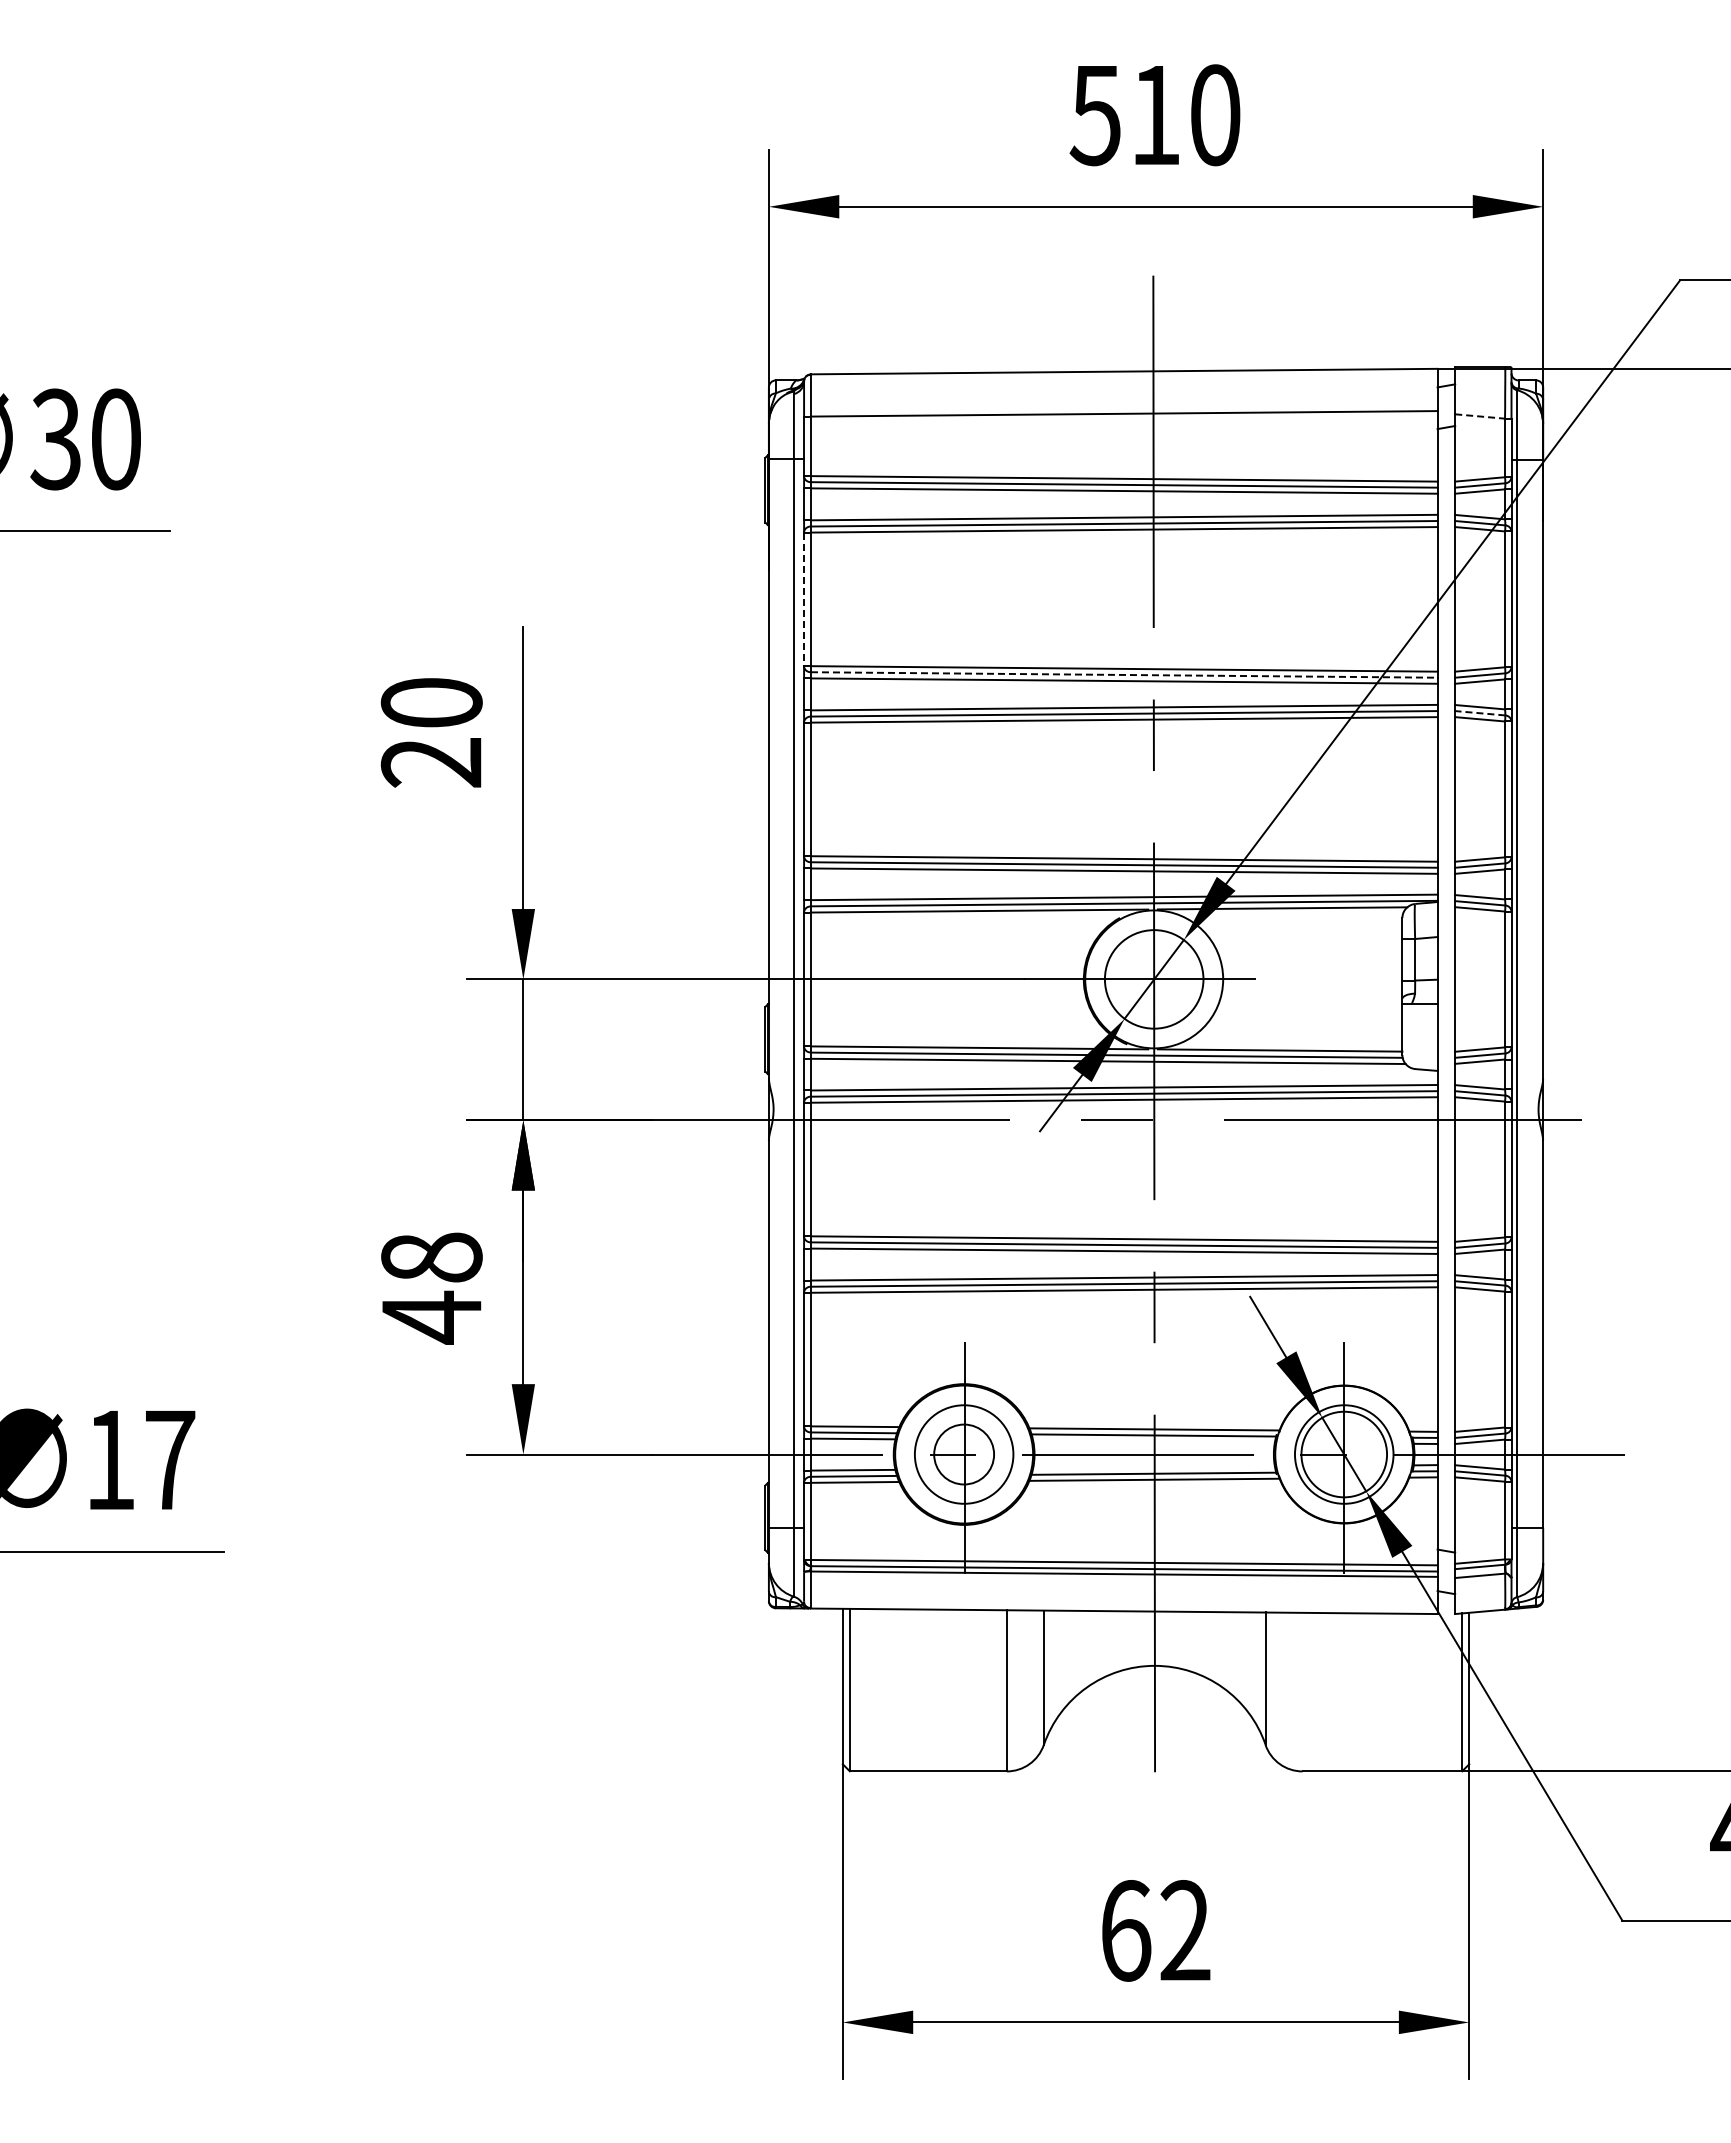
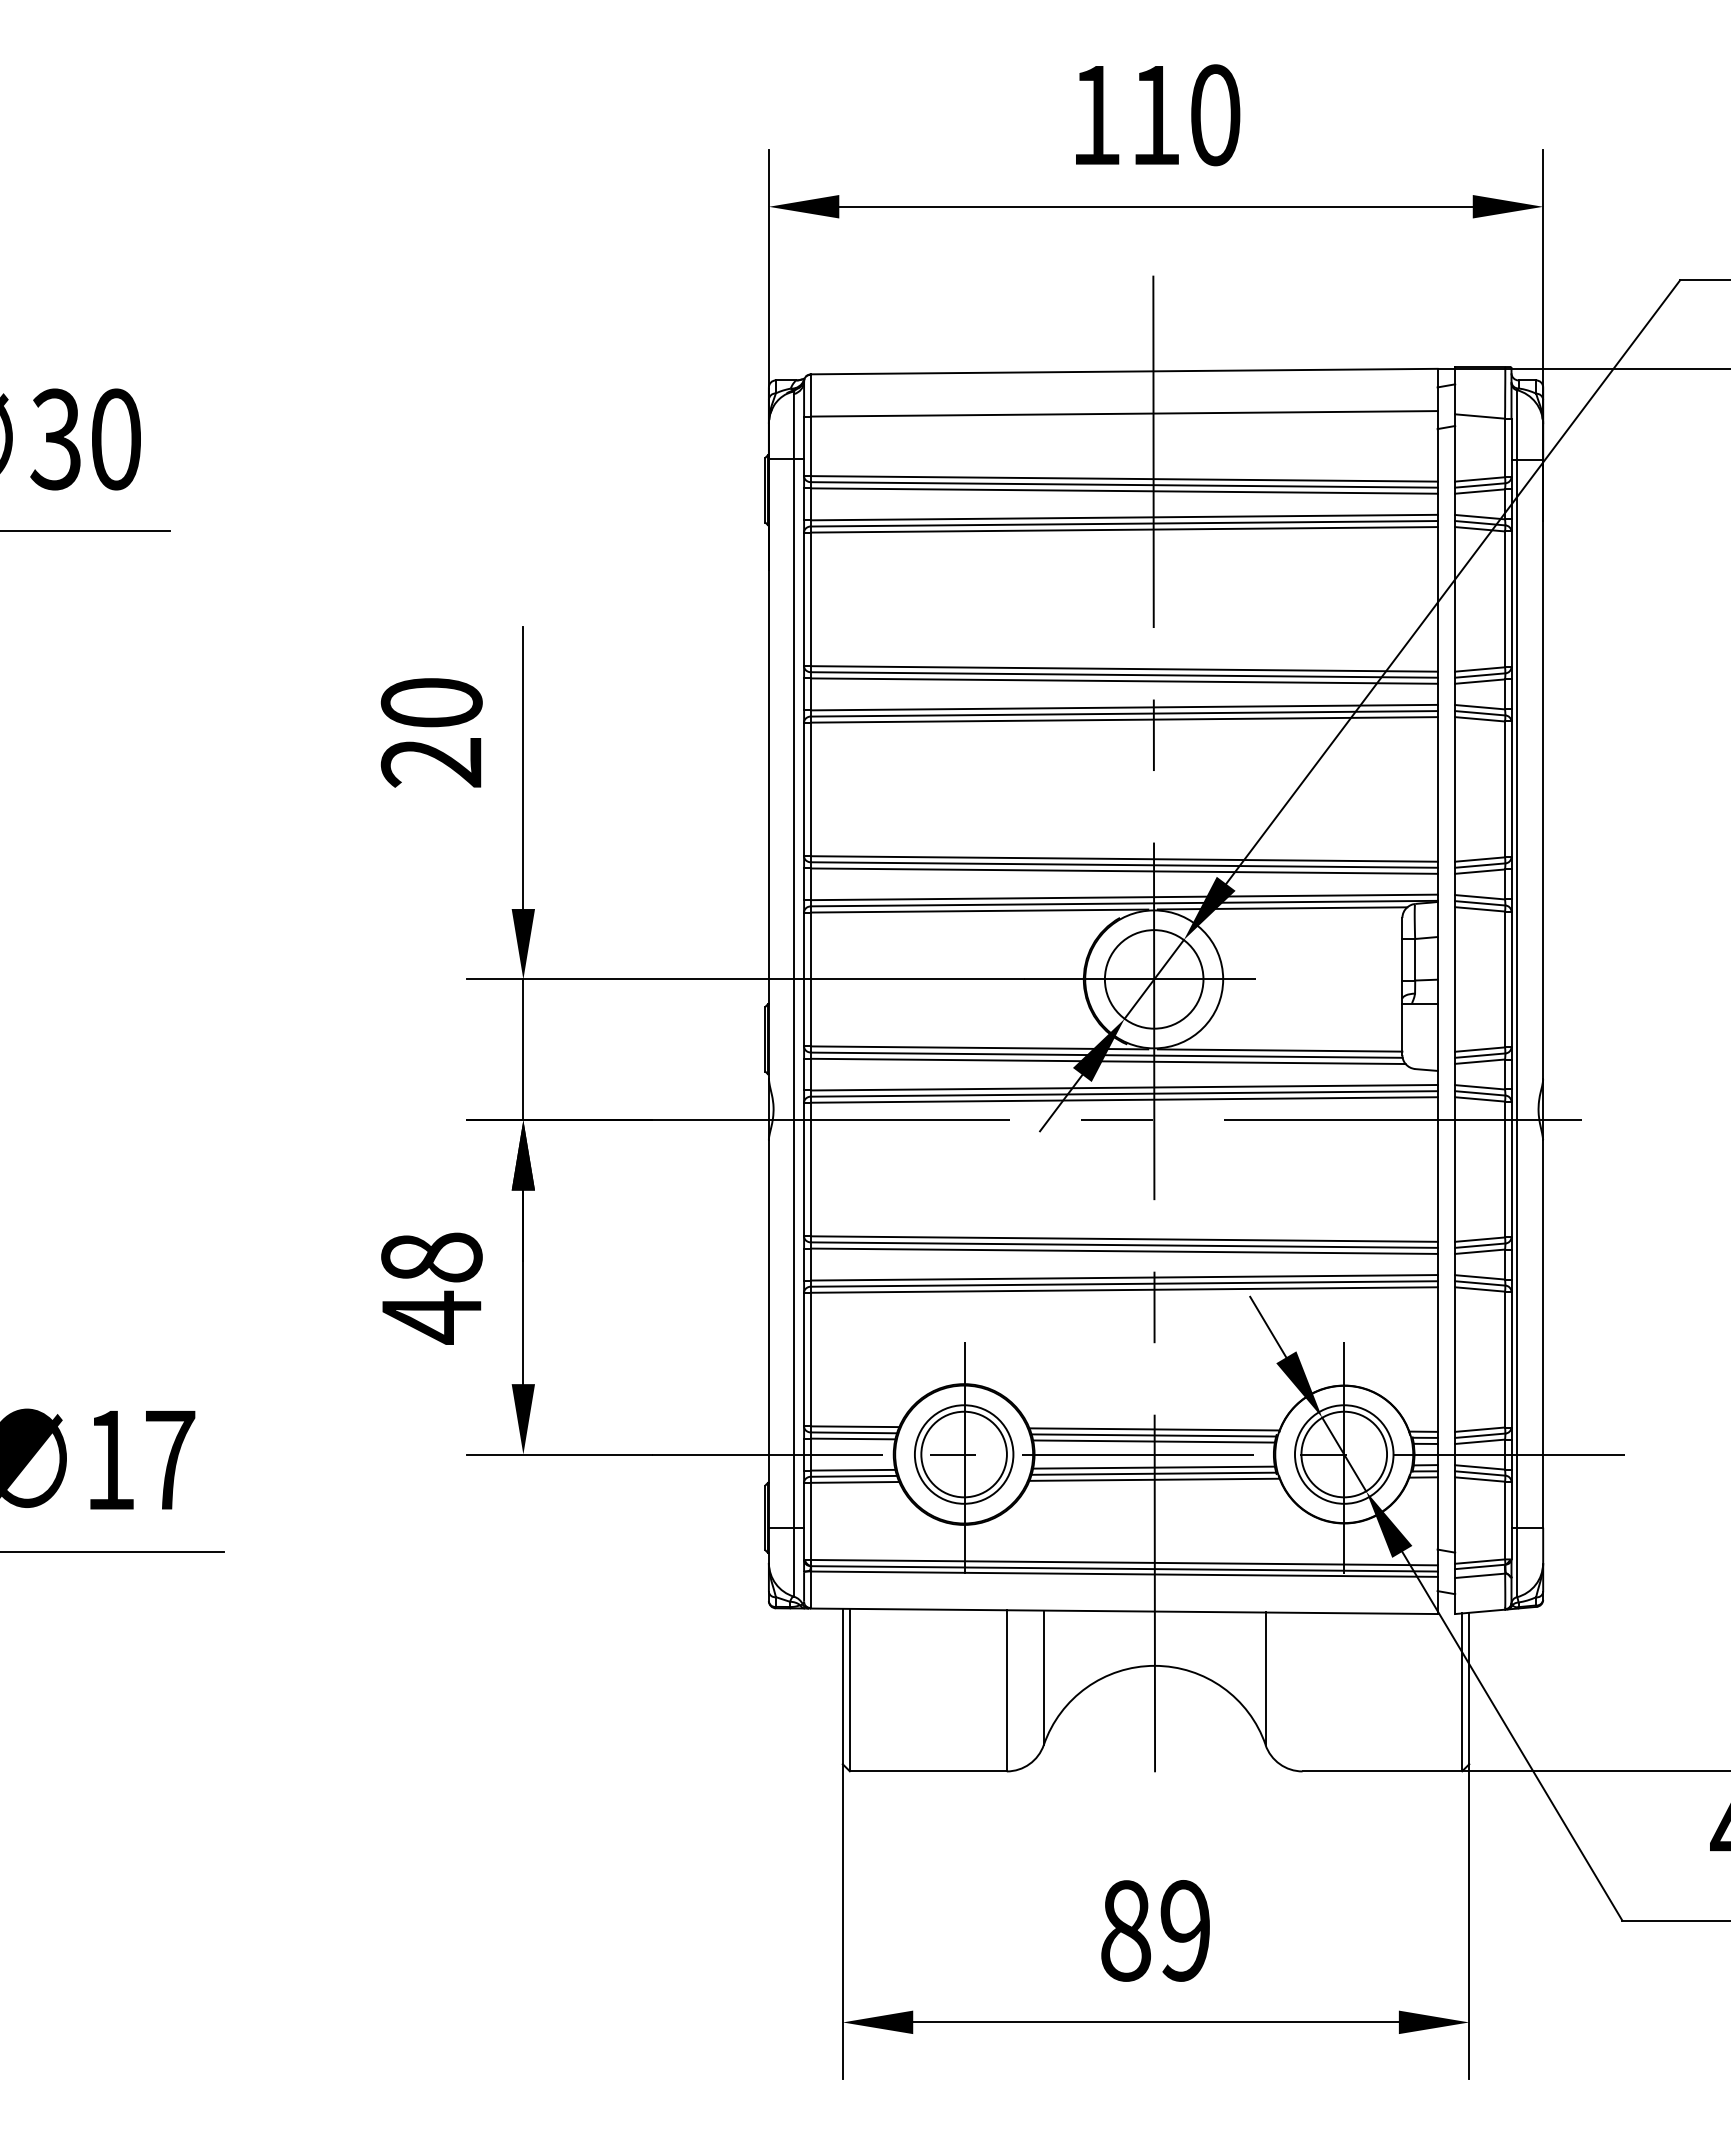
text: 510 -> 110 (1094, 116)
line: dashed -> solid (1480, 416)
line: dashed -> solid (804, 599)
line: dashed -> solid (1124, 674)
line: dashed -> solid (1479, 713)
line: none -> present (1153, 1441)
circle diameter: 60 px -> 86 px (963, 1454)
line: none -> present (1153, 1467)
text: 62 -> 89 (1155, 1930)
